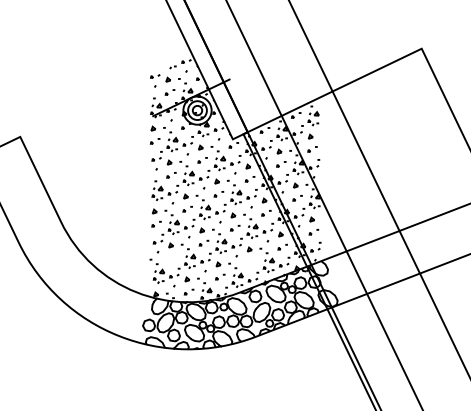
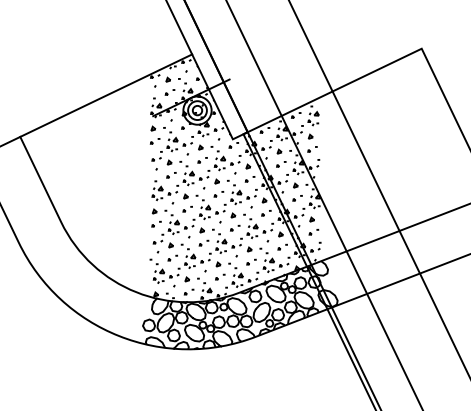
line: none -> present (106, 95)
part: none -> present (172, 257)
part: none -> present (251, 261)
